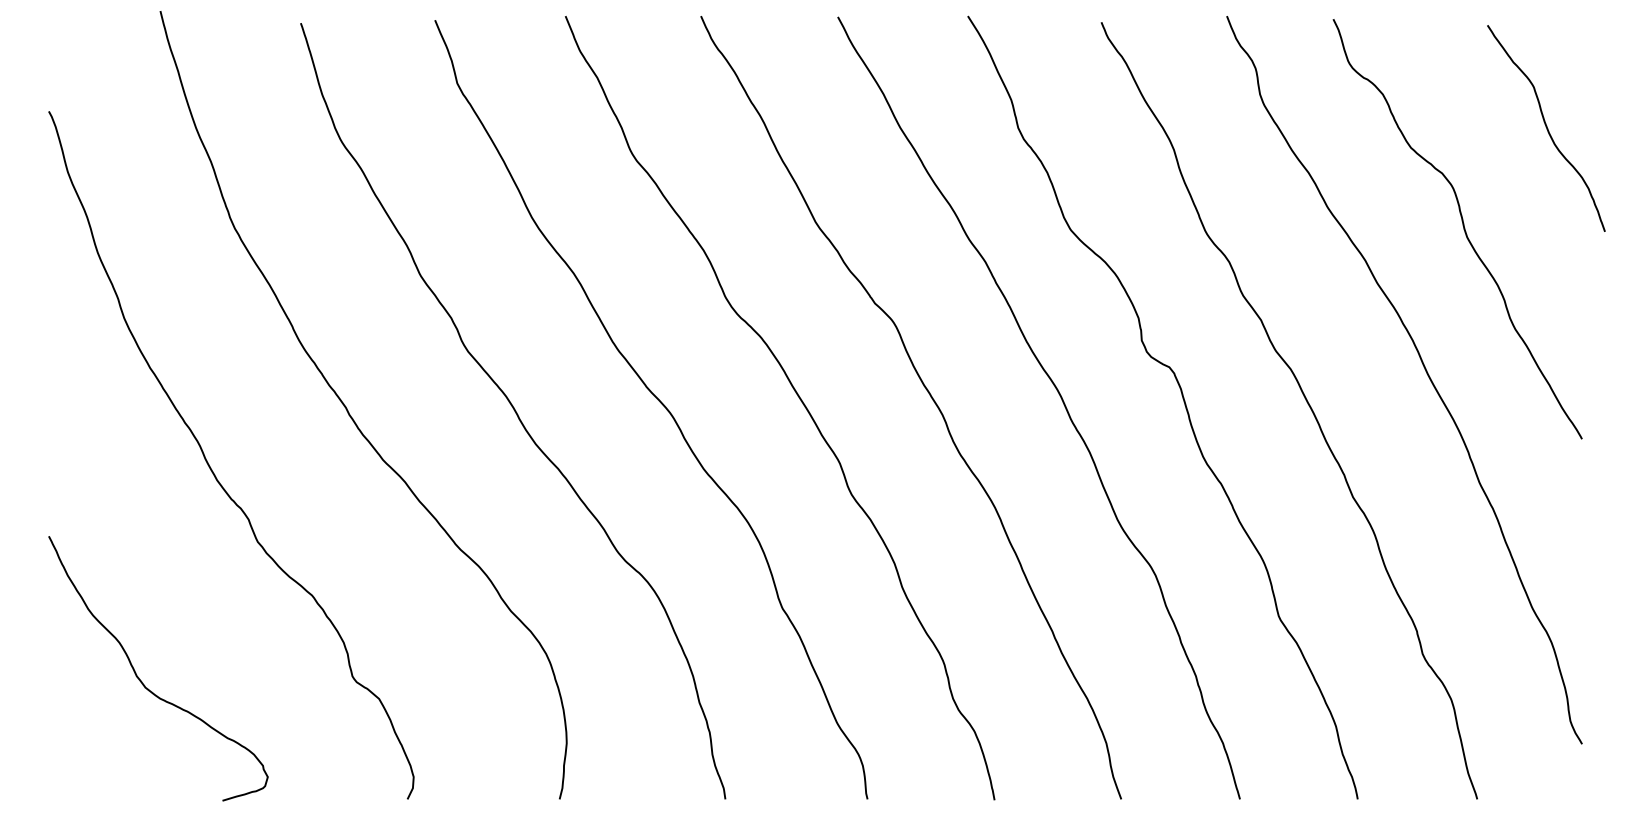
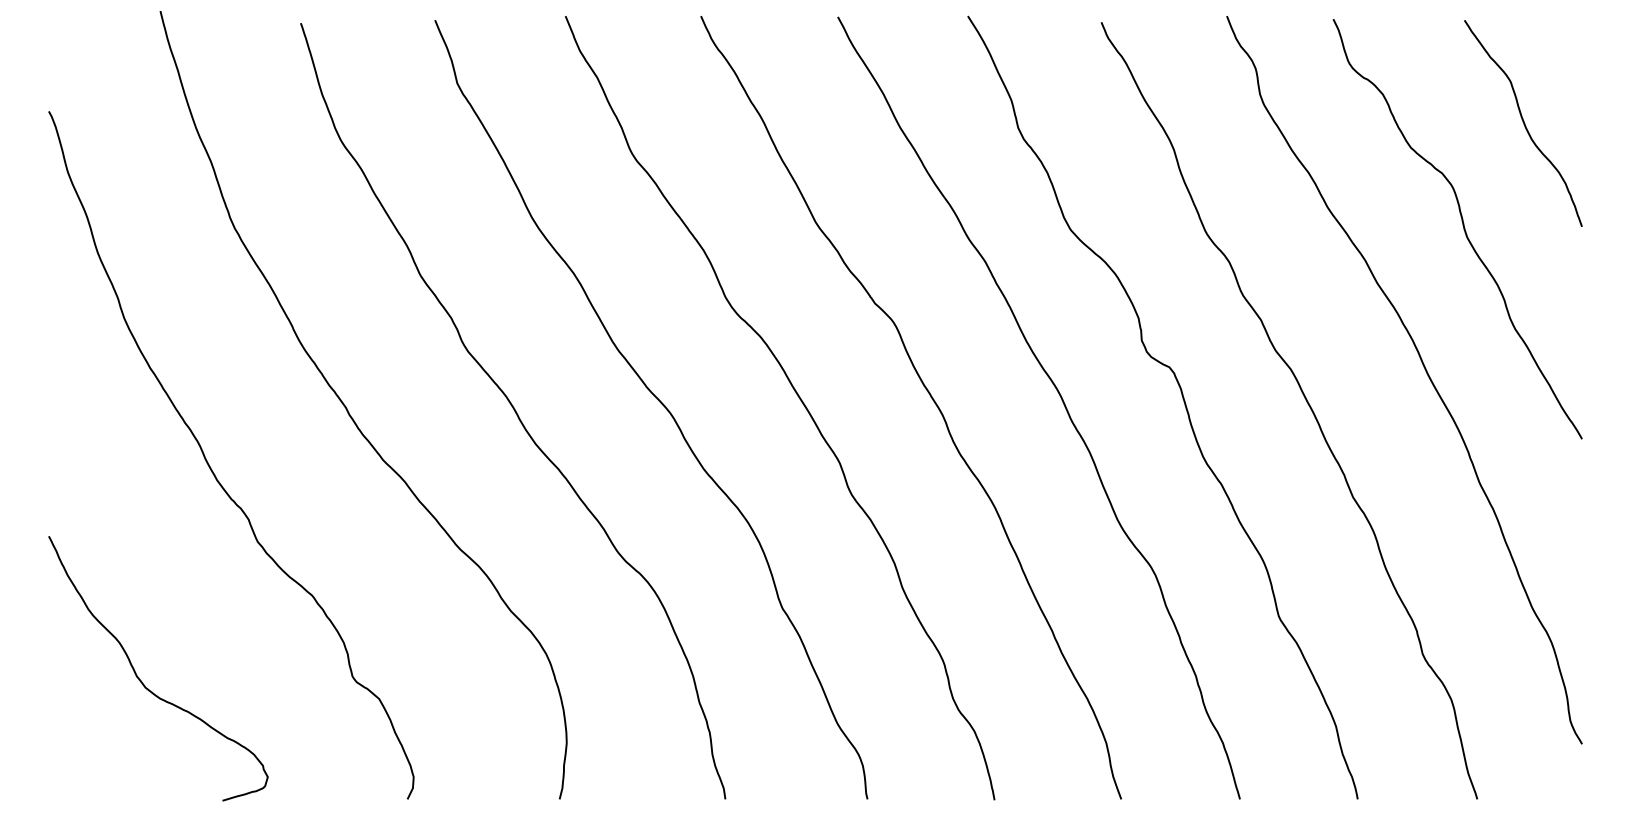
curve position: (1546, 128) -> (1523, 123) (1523, 123)
